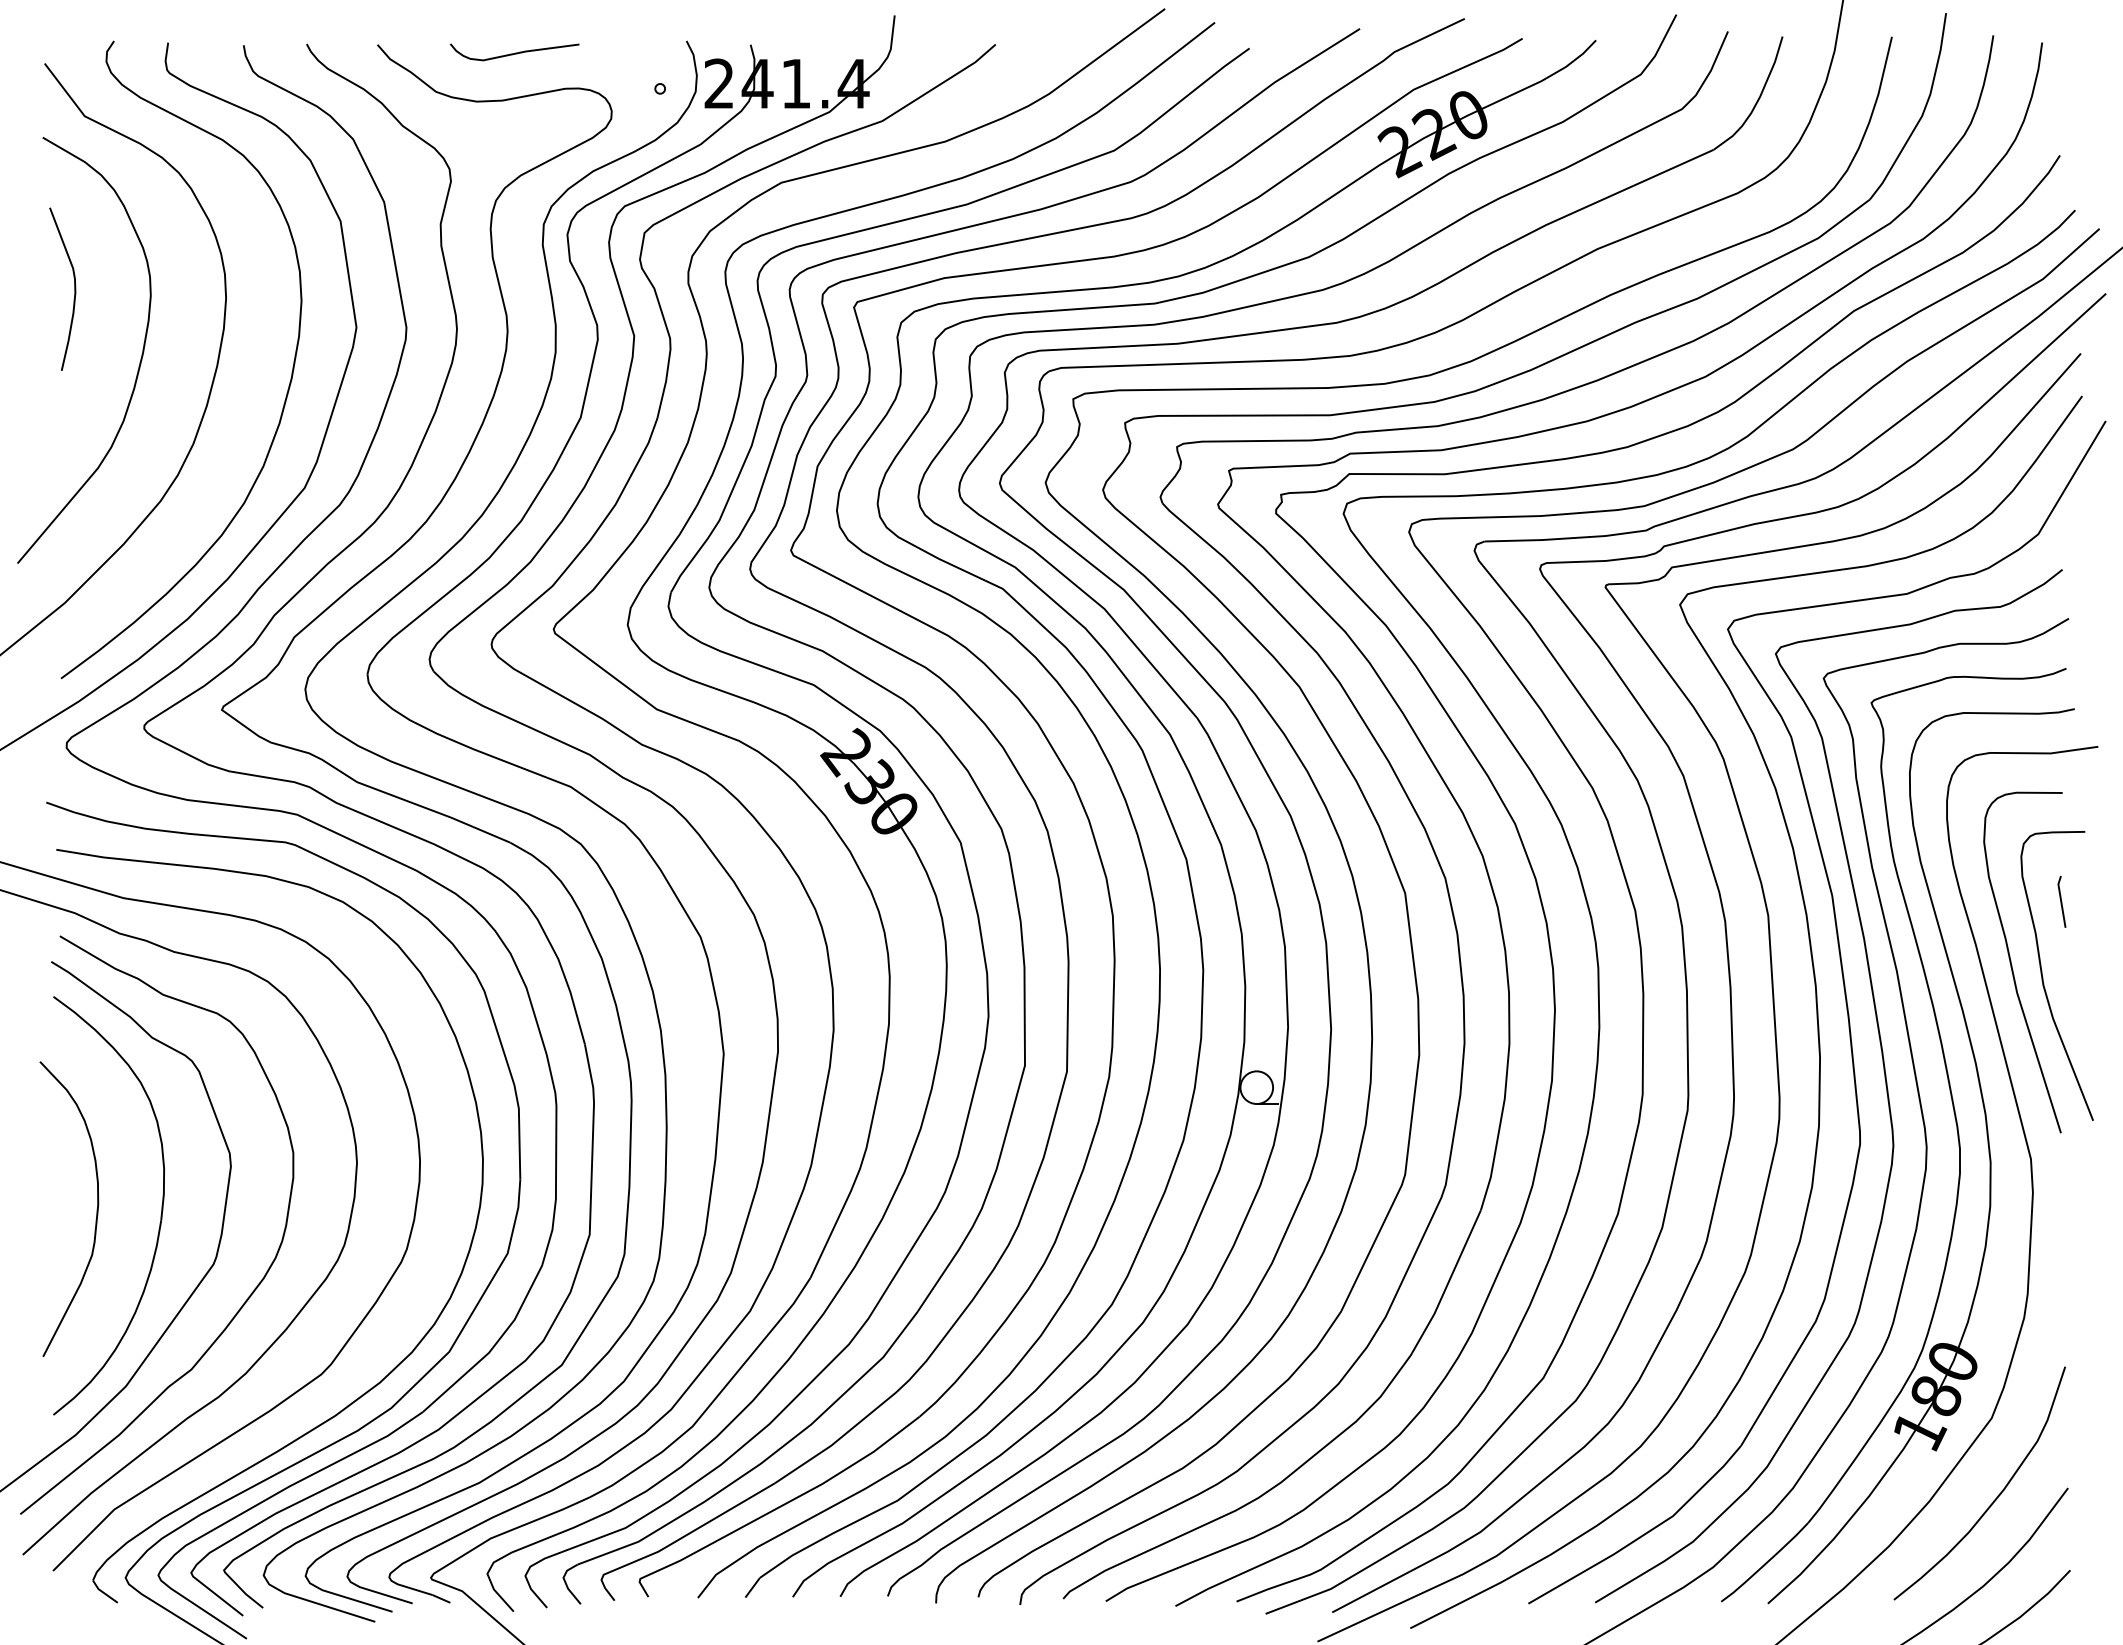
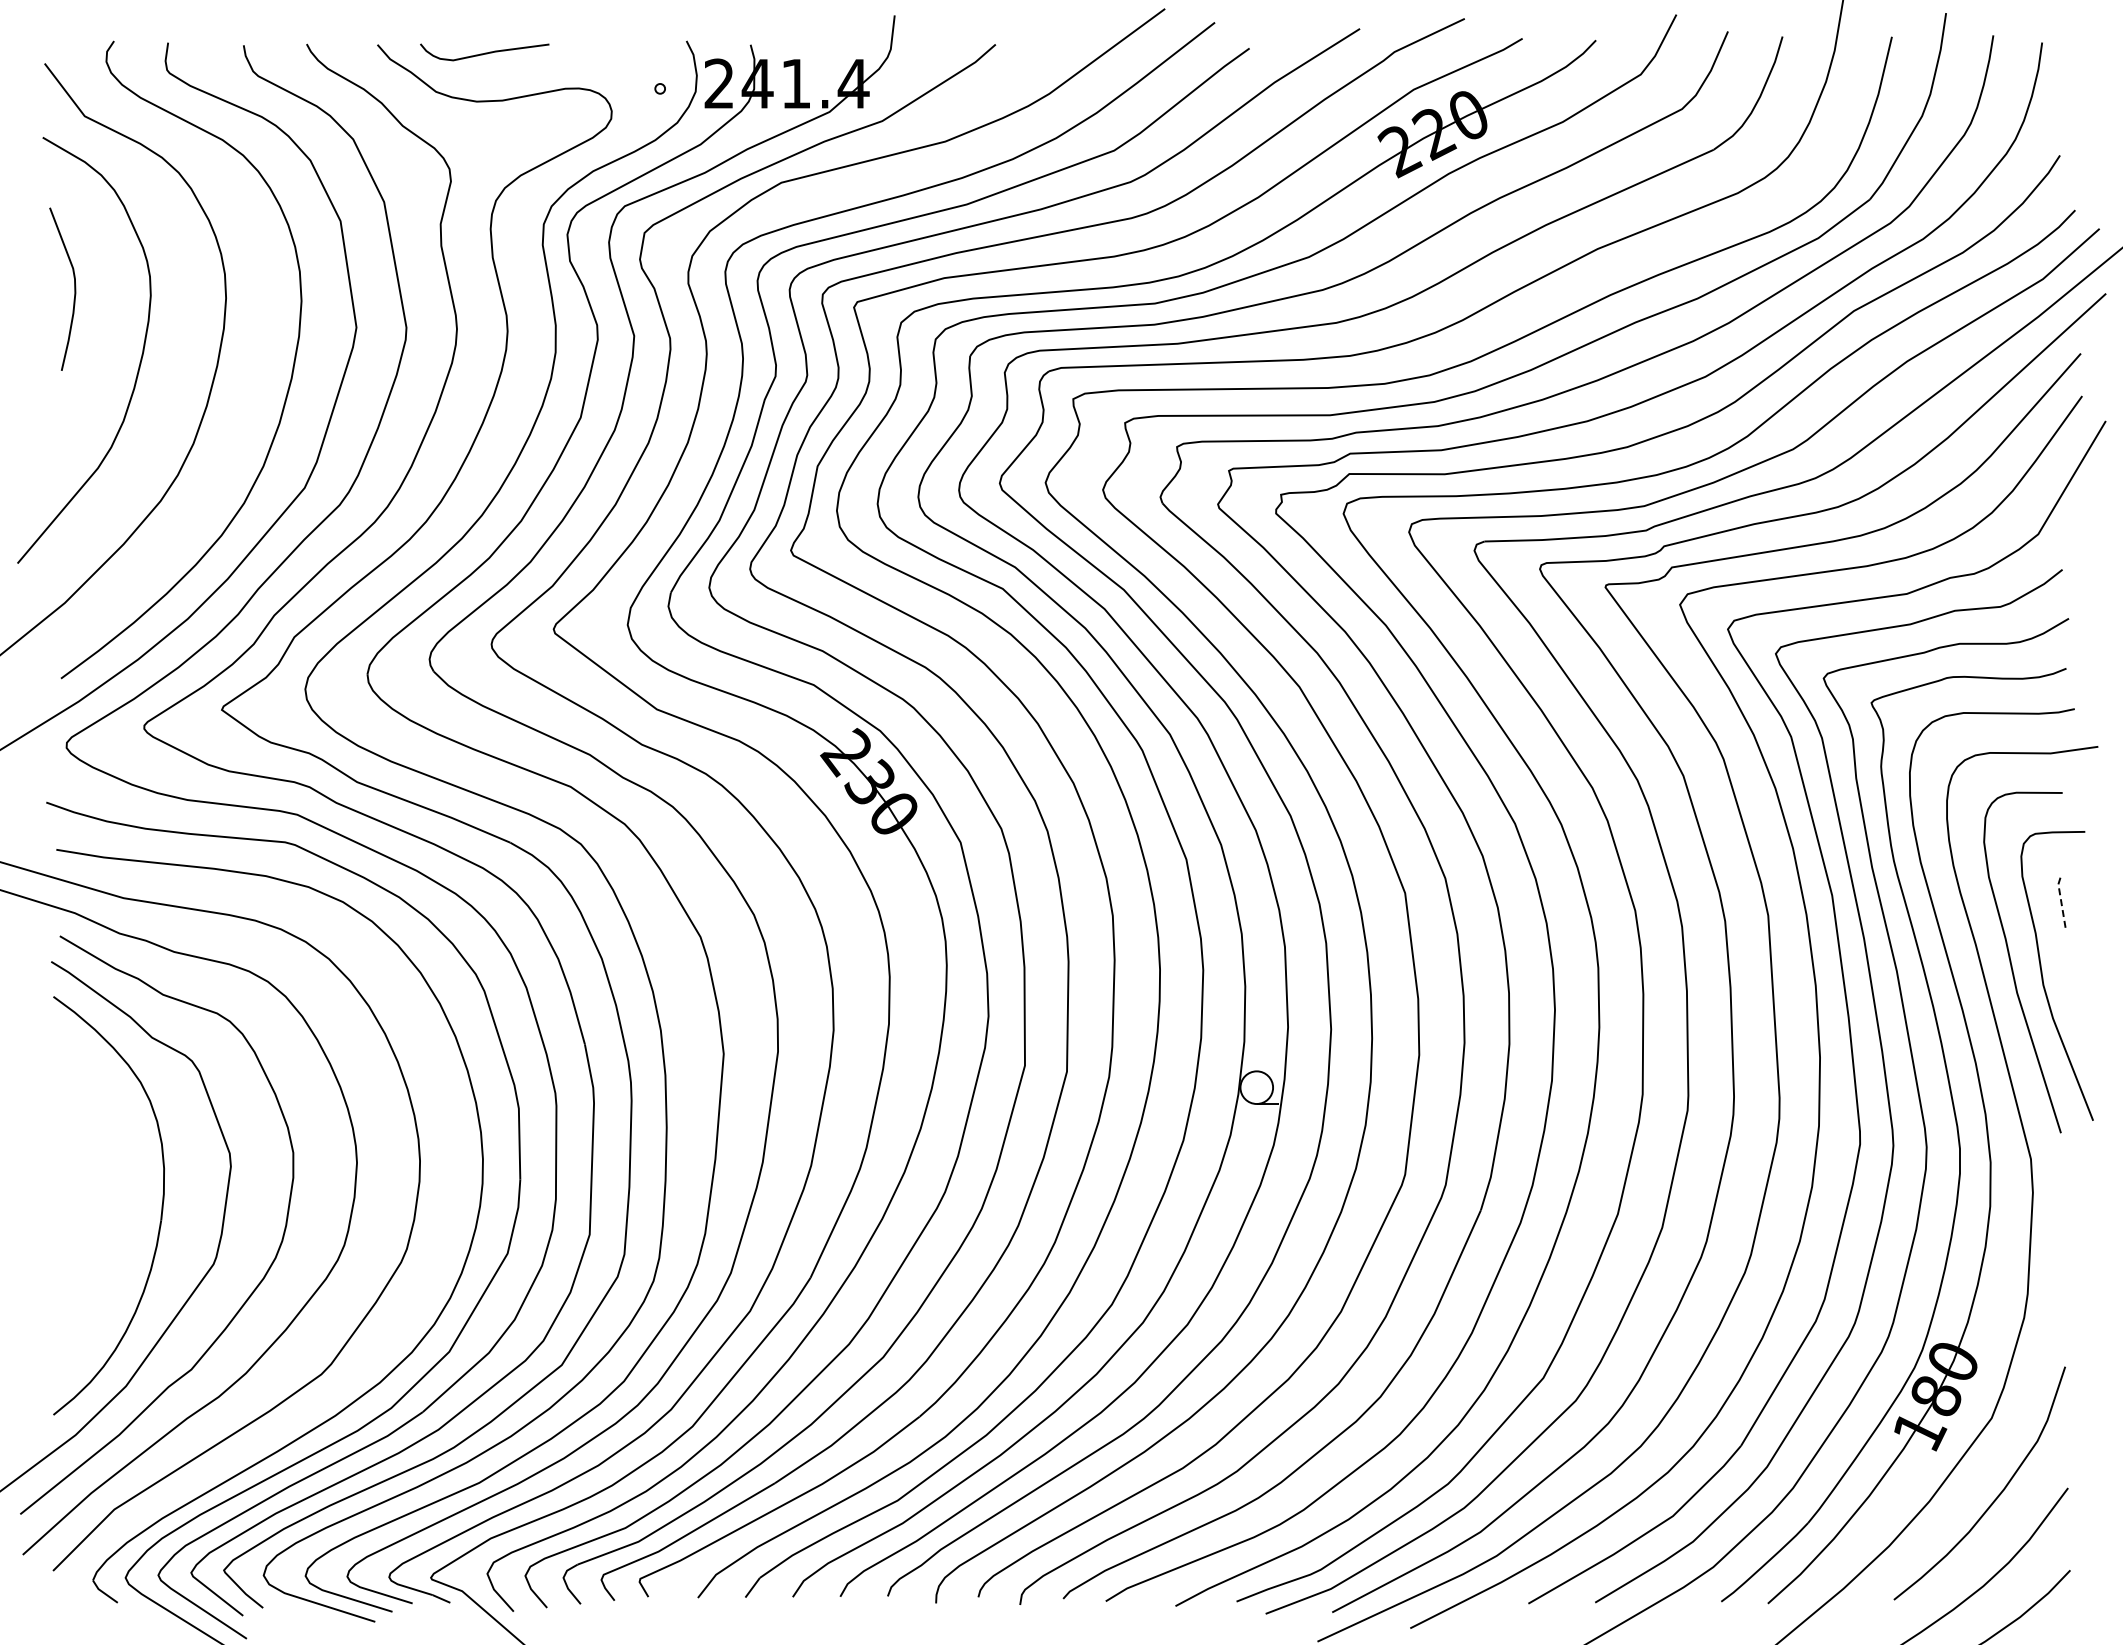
curve position: (515, 52) -> (485, 52) (485, 52)
line: solid -> dashed (2061, 900)
curve: present -> none (96, 1209)
